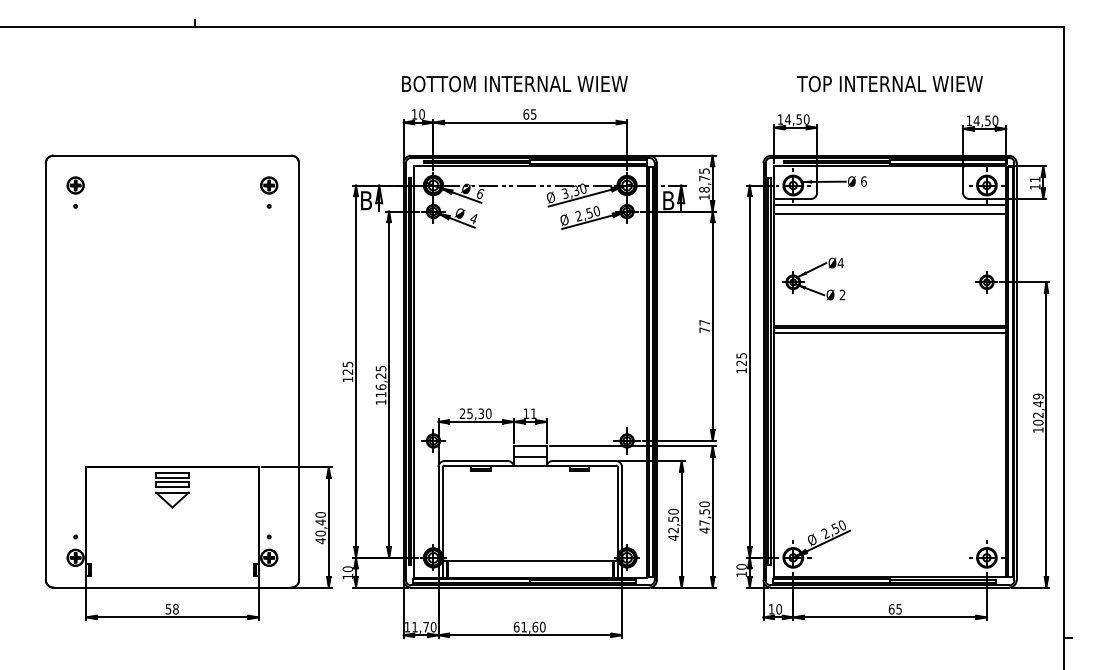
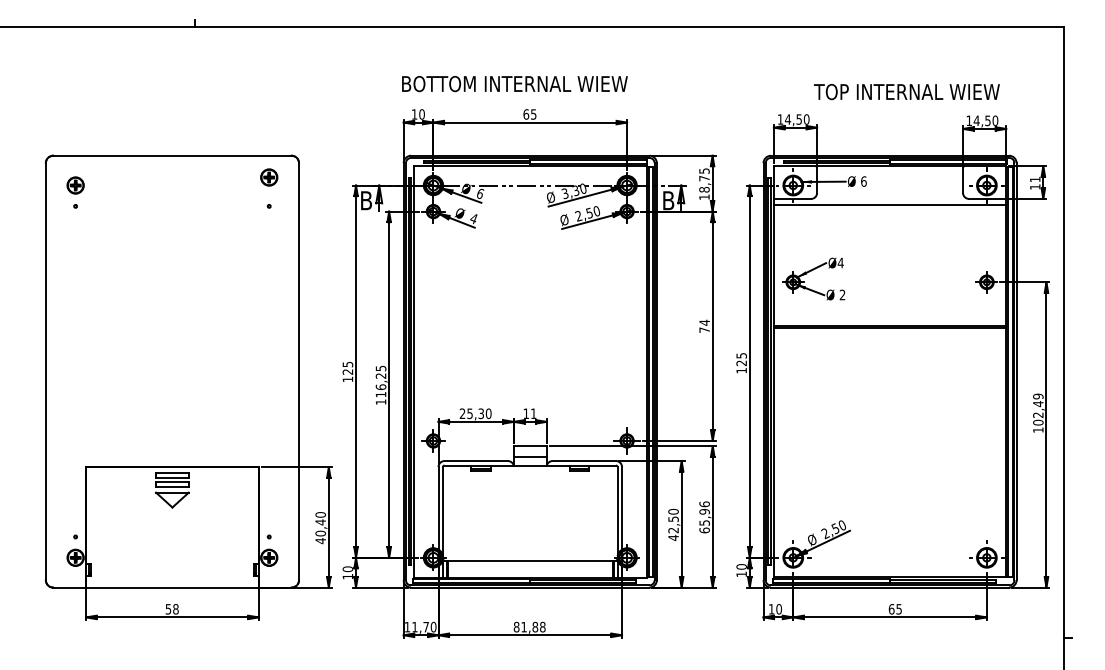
text position: (889, 84) -> (906, 92) (906, 92)
part position: (269, 185) -> (269, 177) (269, 177)
line: present -> none (889, 213)
text: 77 -> 74 (704, 322)
line: present -> none (889, 332)
text: 47,50 -> 65,96 (704, 517)
text: 61,60 -> 81,88 (529, 626)
